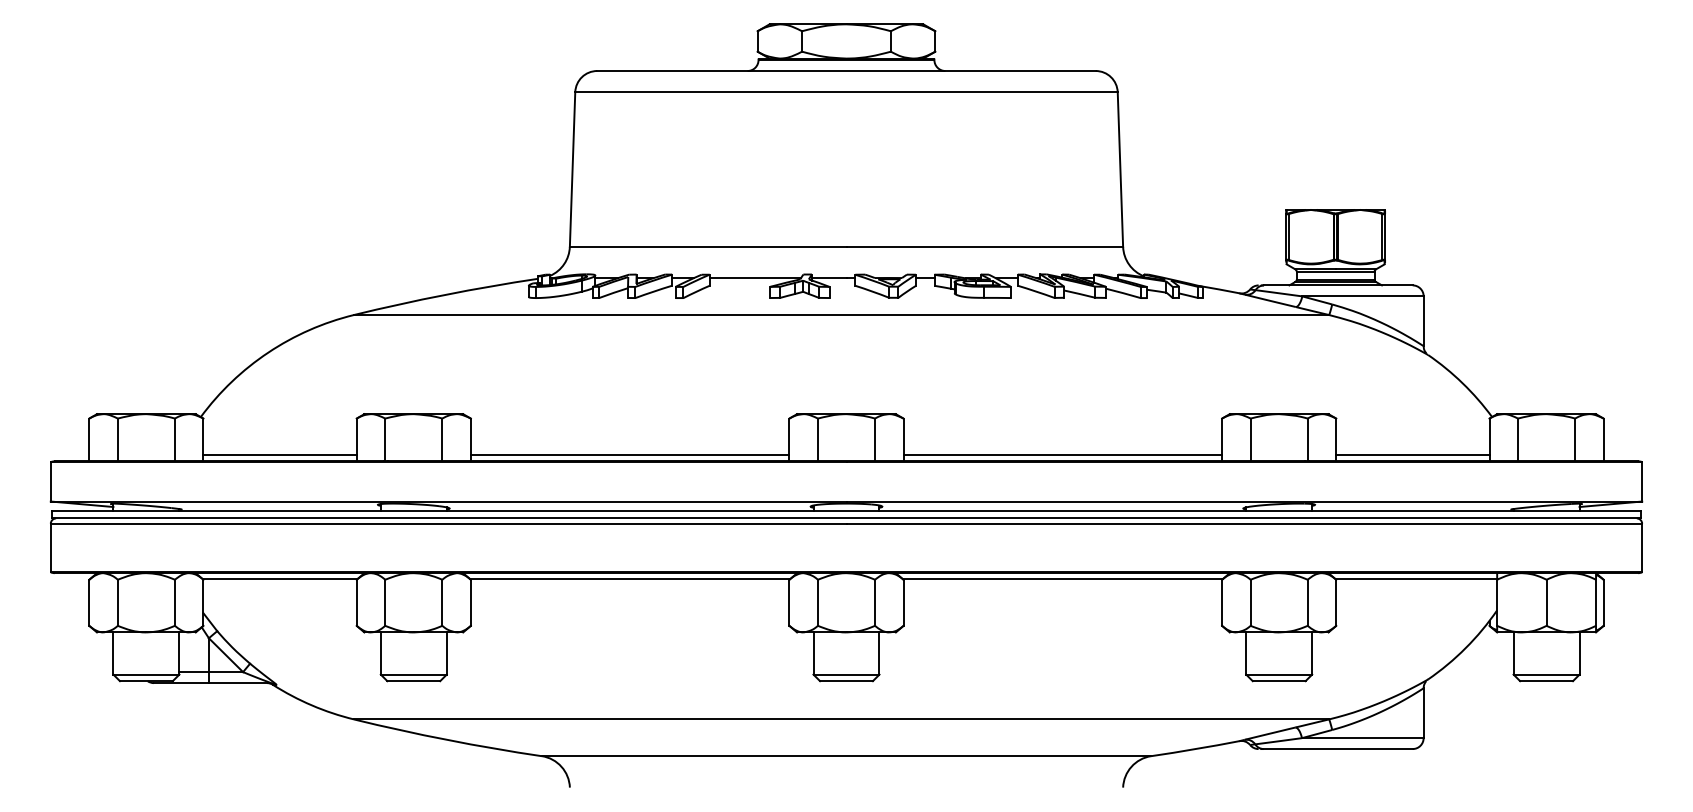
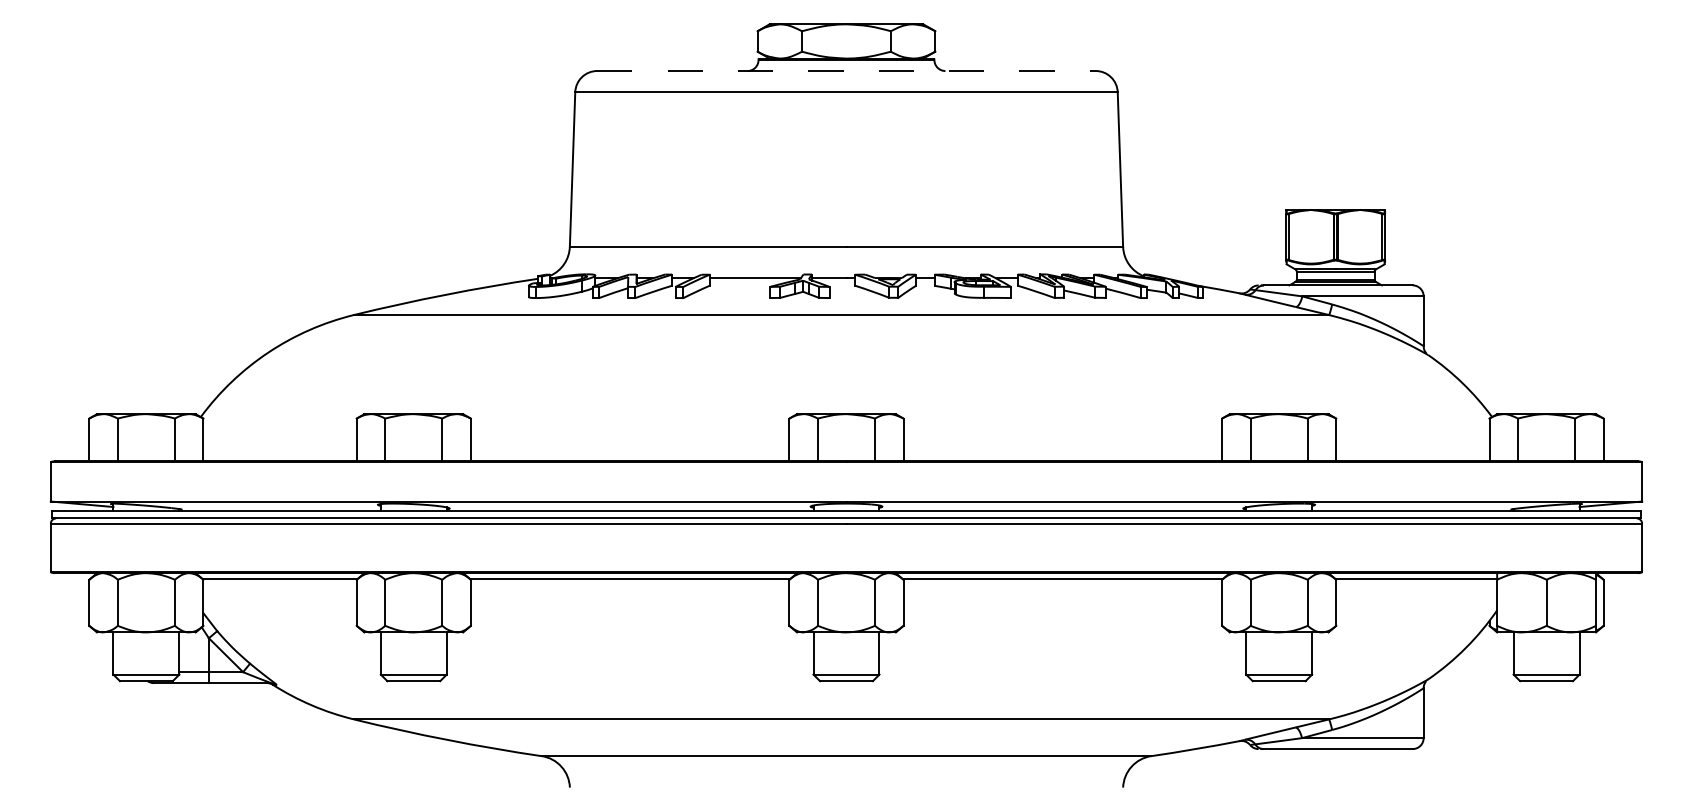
line: solid -> dashed (847, 71)
line: present -> none (279, 455)
line: present -> none (629, 455)
line: present -> none (1062, 455)
line: present -> none (1412, 455)
